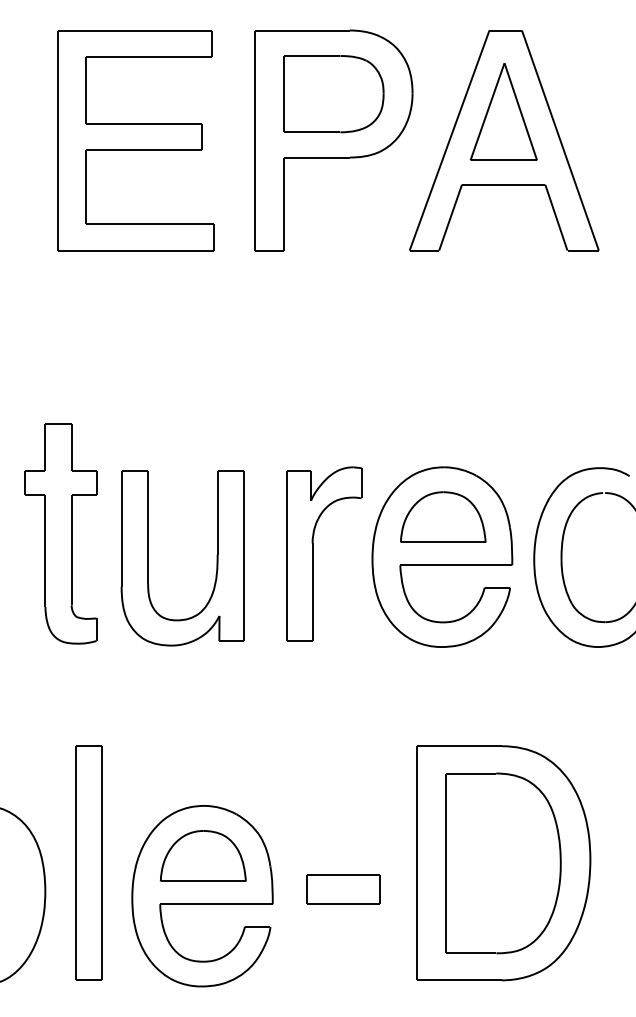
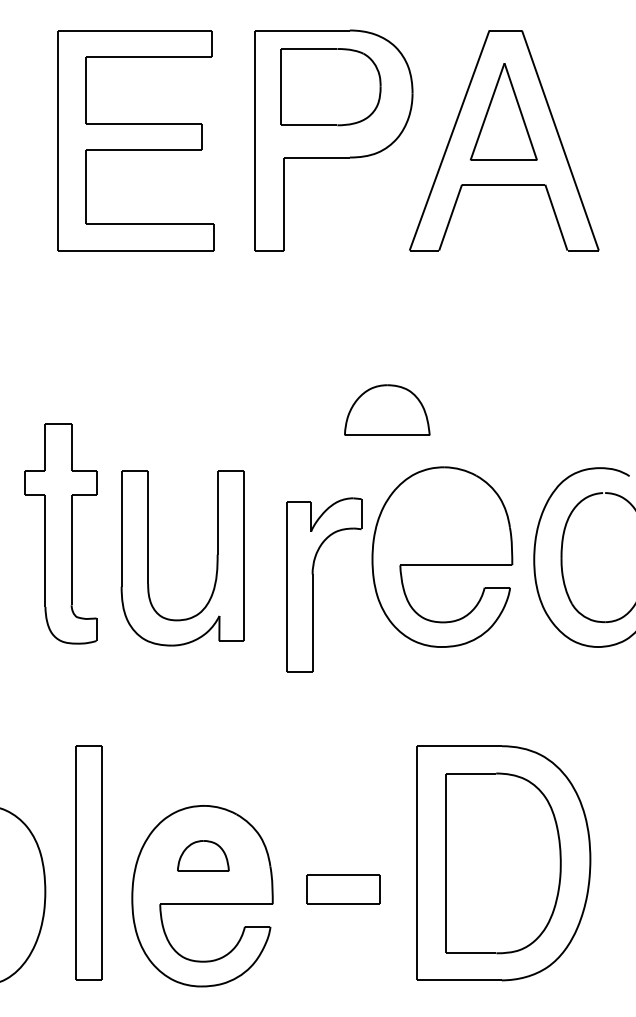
part position: (333, 94) -> (330, 87) (330, 87)
part position: (443, 516) -> (387, 409) (387, 409)
part position: (313, 553) -> (313, 584) (313, 584)
part size: 87x52 px -> 53x32 px (203, 855)
